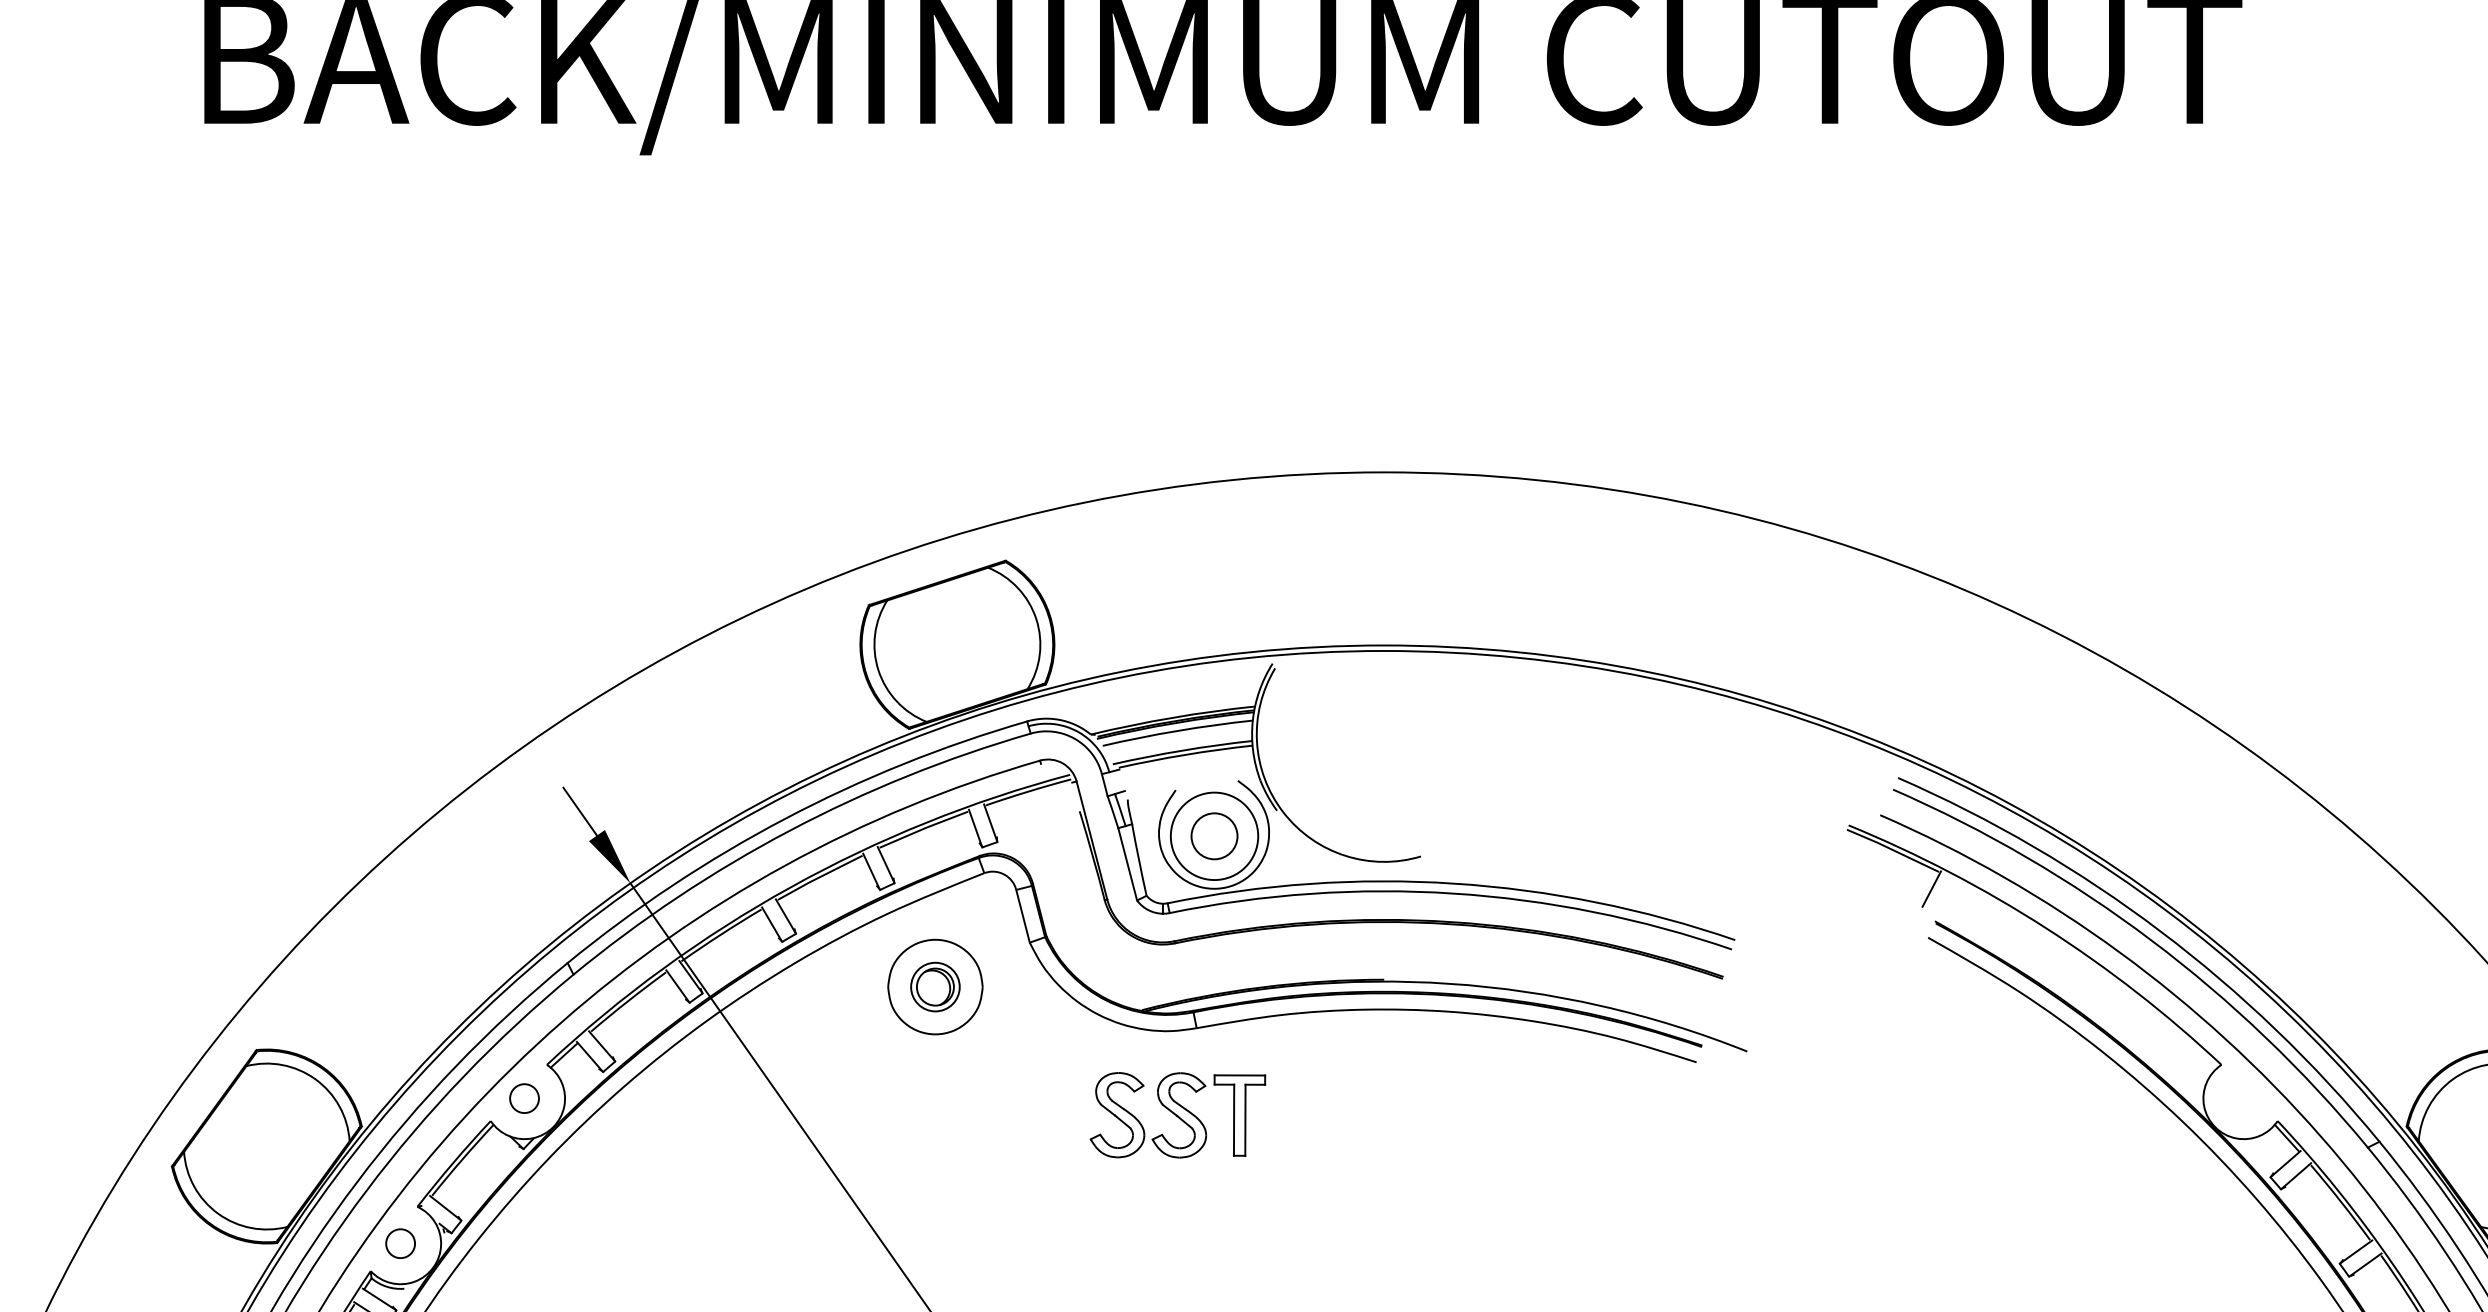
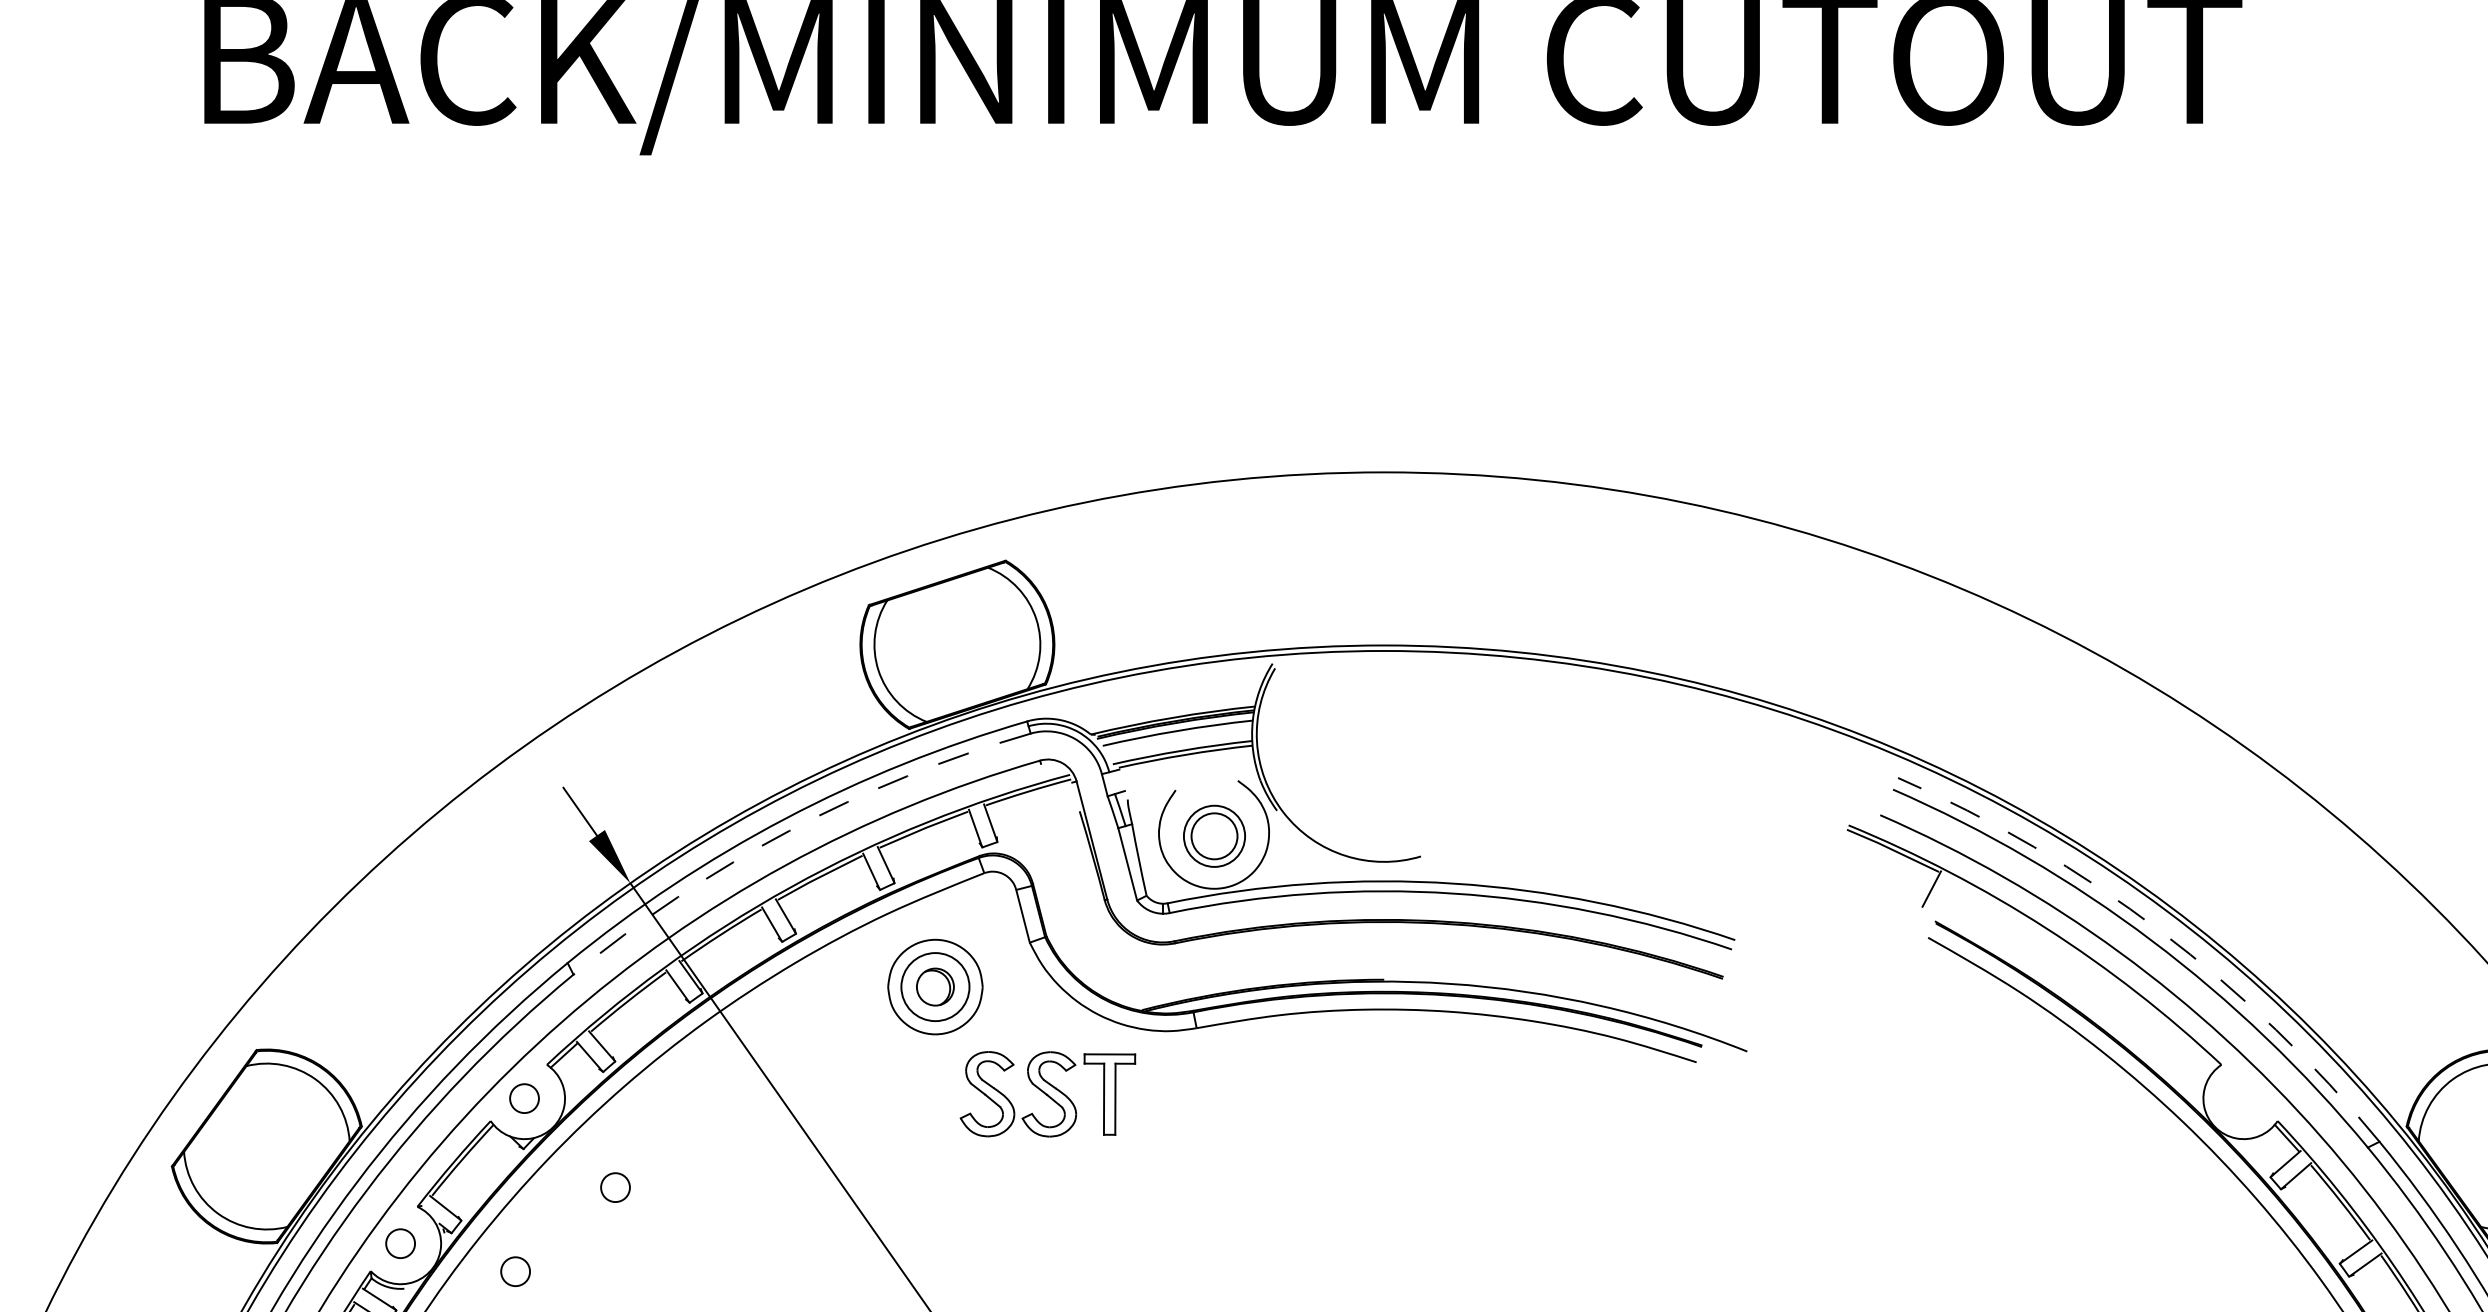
arc: solid -> dashed (789, 830)
circle diameter: 87 px -> 61 px (1214, 835)
arc: solid -> dashed (2160, 931)
circle diameter: 49 px -> 68 px (935, 987)
part position: (1177, 1115) -> (1047, 1094) (1047, 1094)
circle: none -> present (615, 1187)
circle: none -> present (515, 1271)
